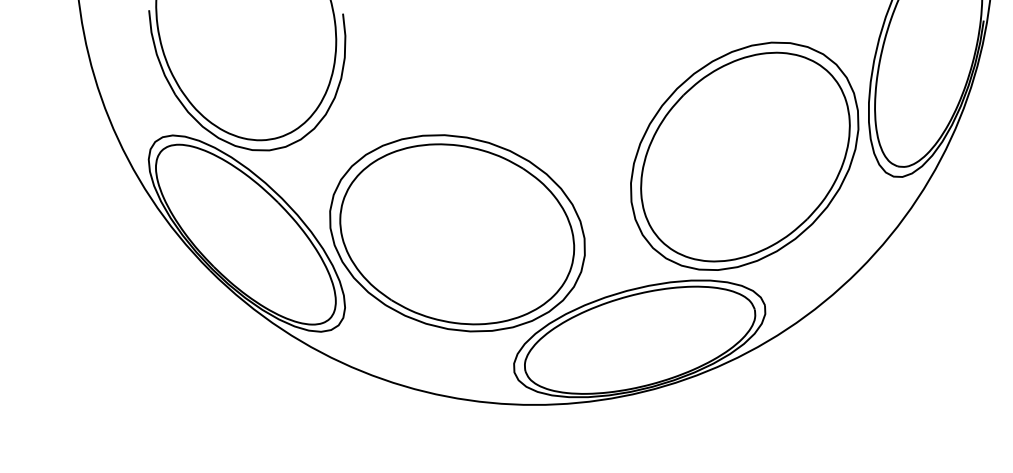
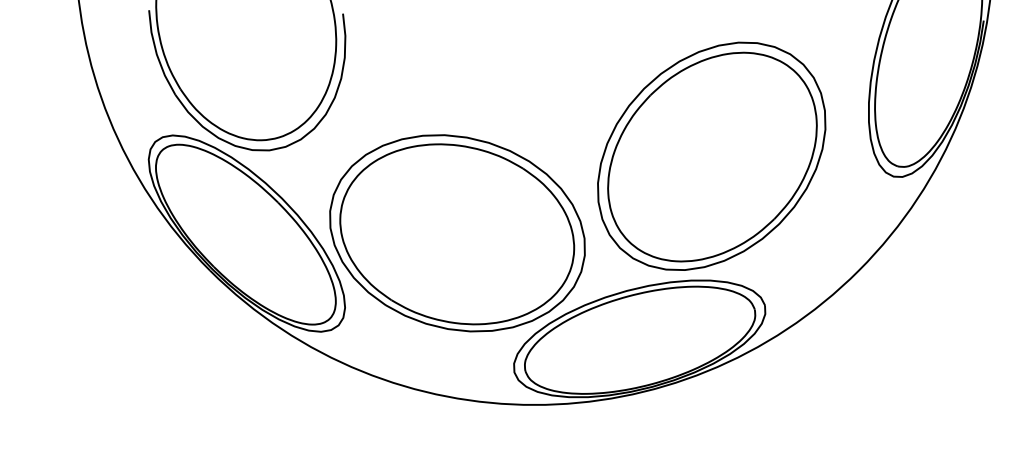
part position: (744, 155) -> (711, 155) (711, 155)
